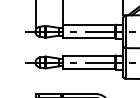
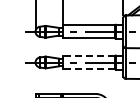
line: solid -> dashed (88, 55)
line: solid -> dashed (88, 69)
